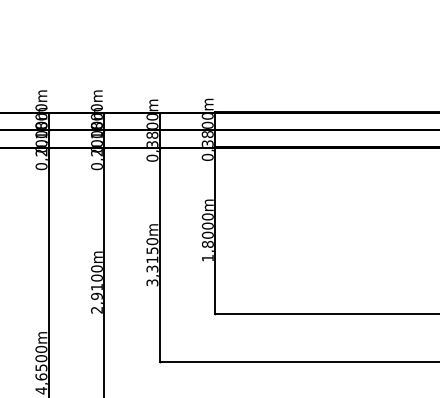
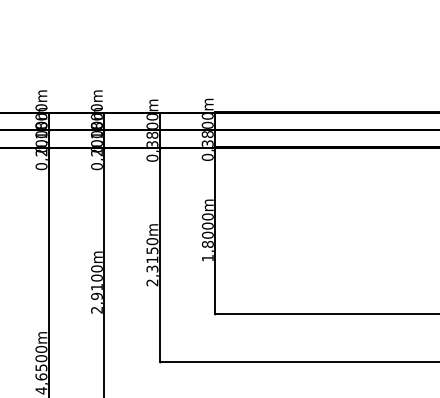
text: 3,3150m -> 2,3150m (152, 282)
